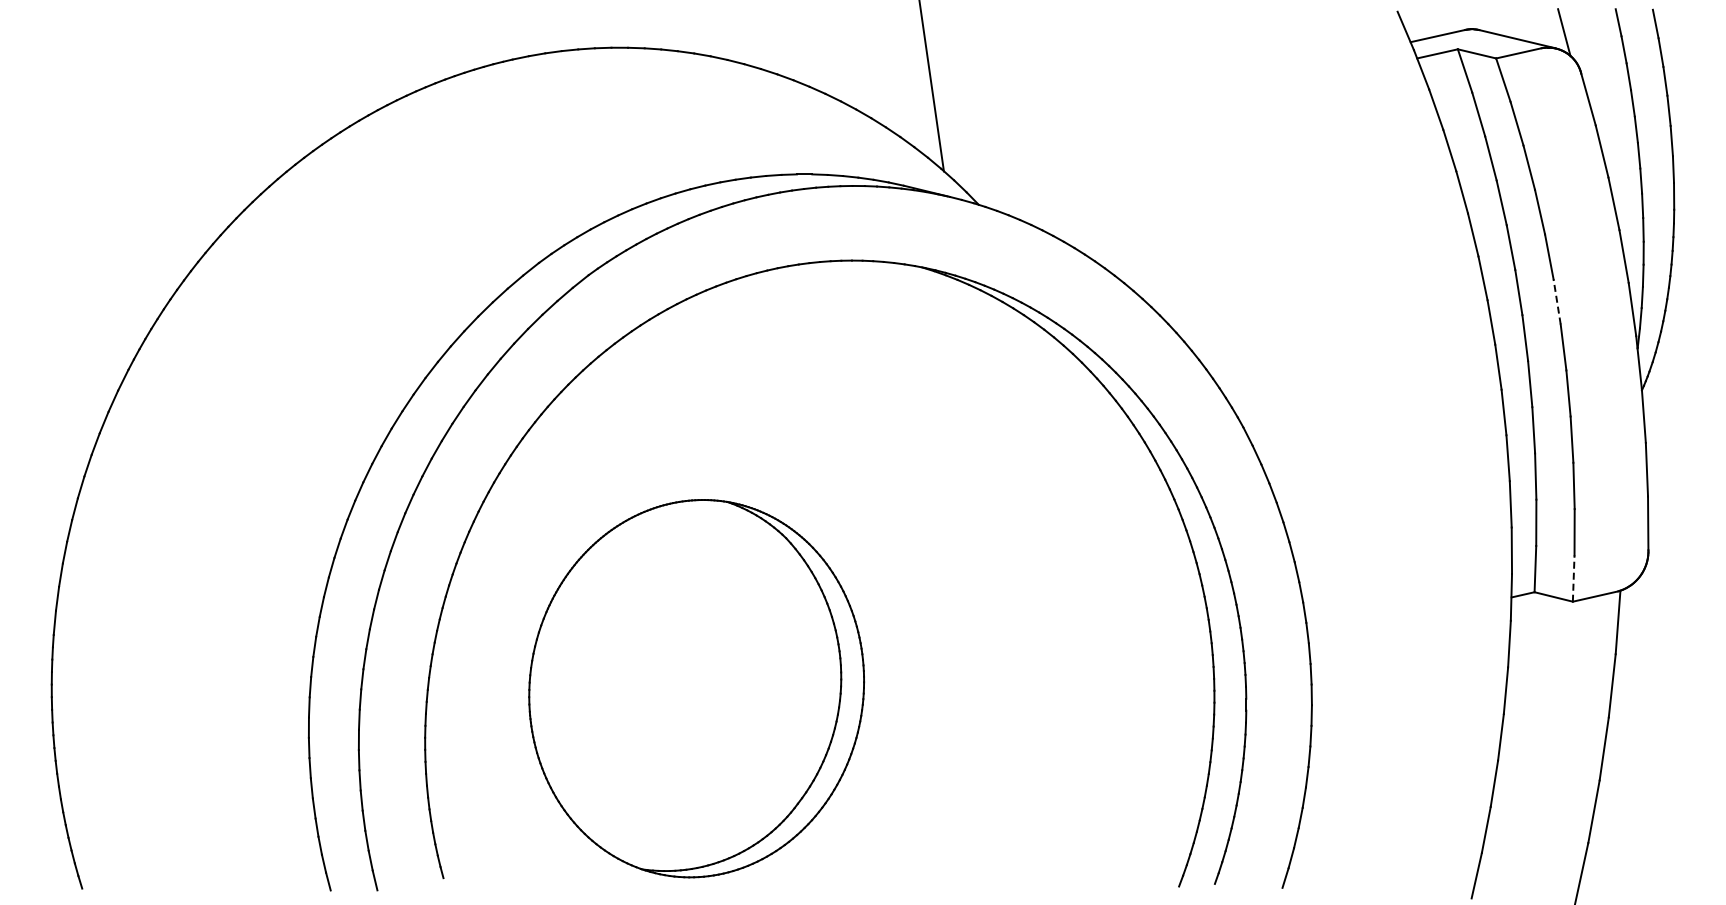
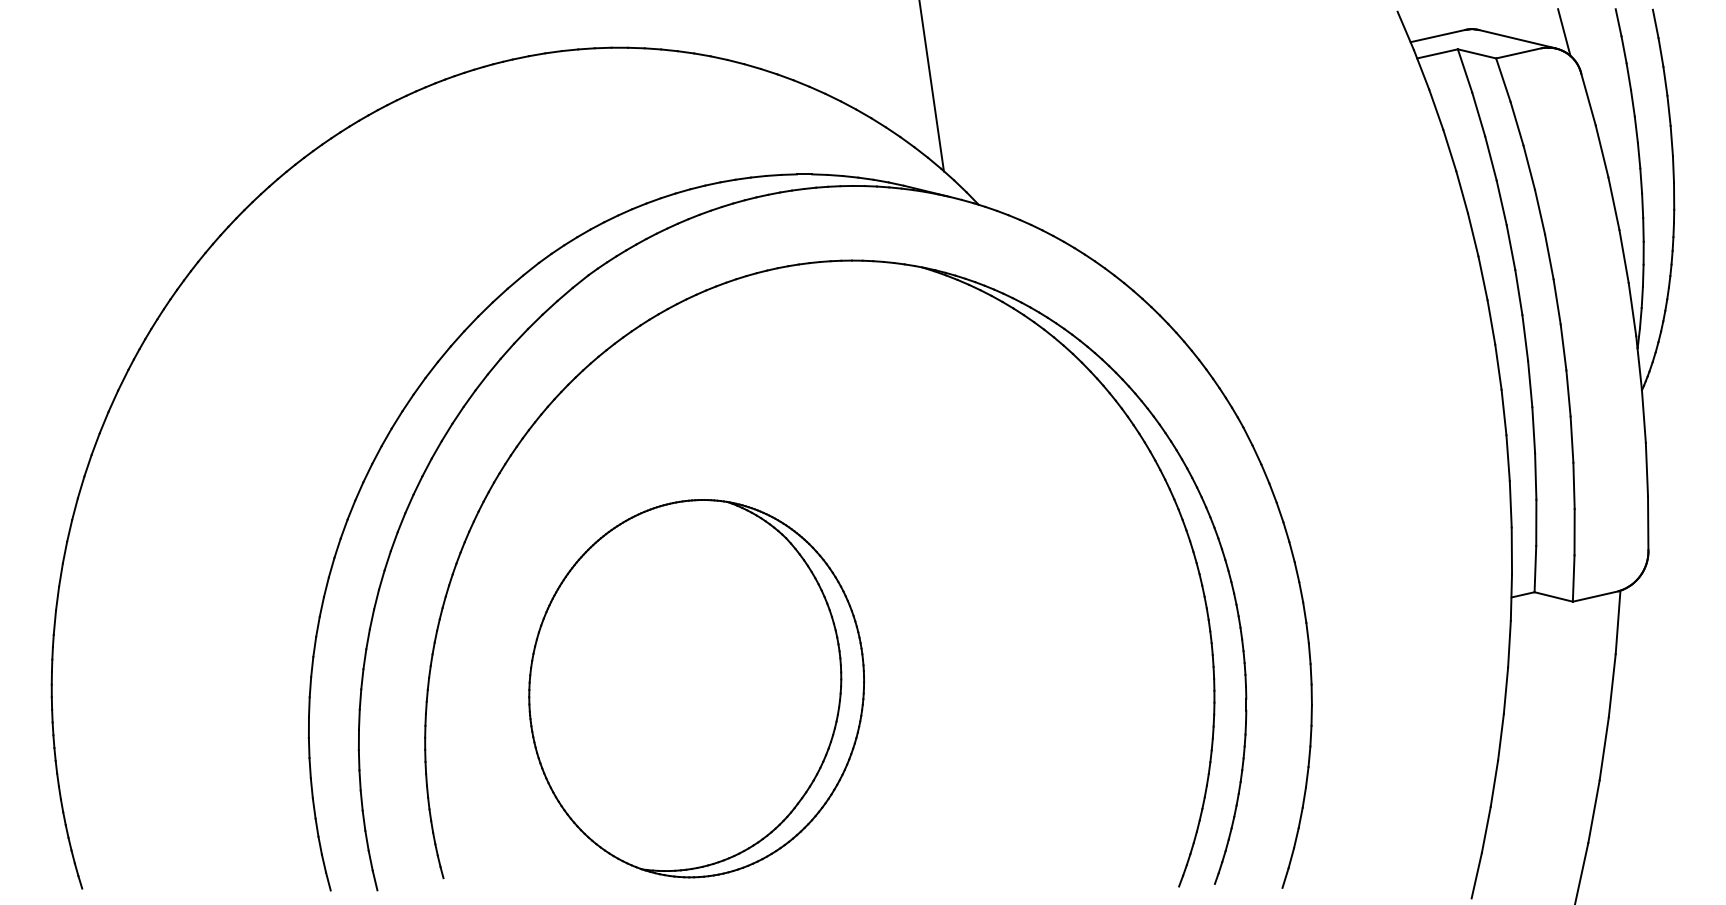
line: dashed -> solid (1557, 301)
line: dashed -> solid (1573, 578)
